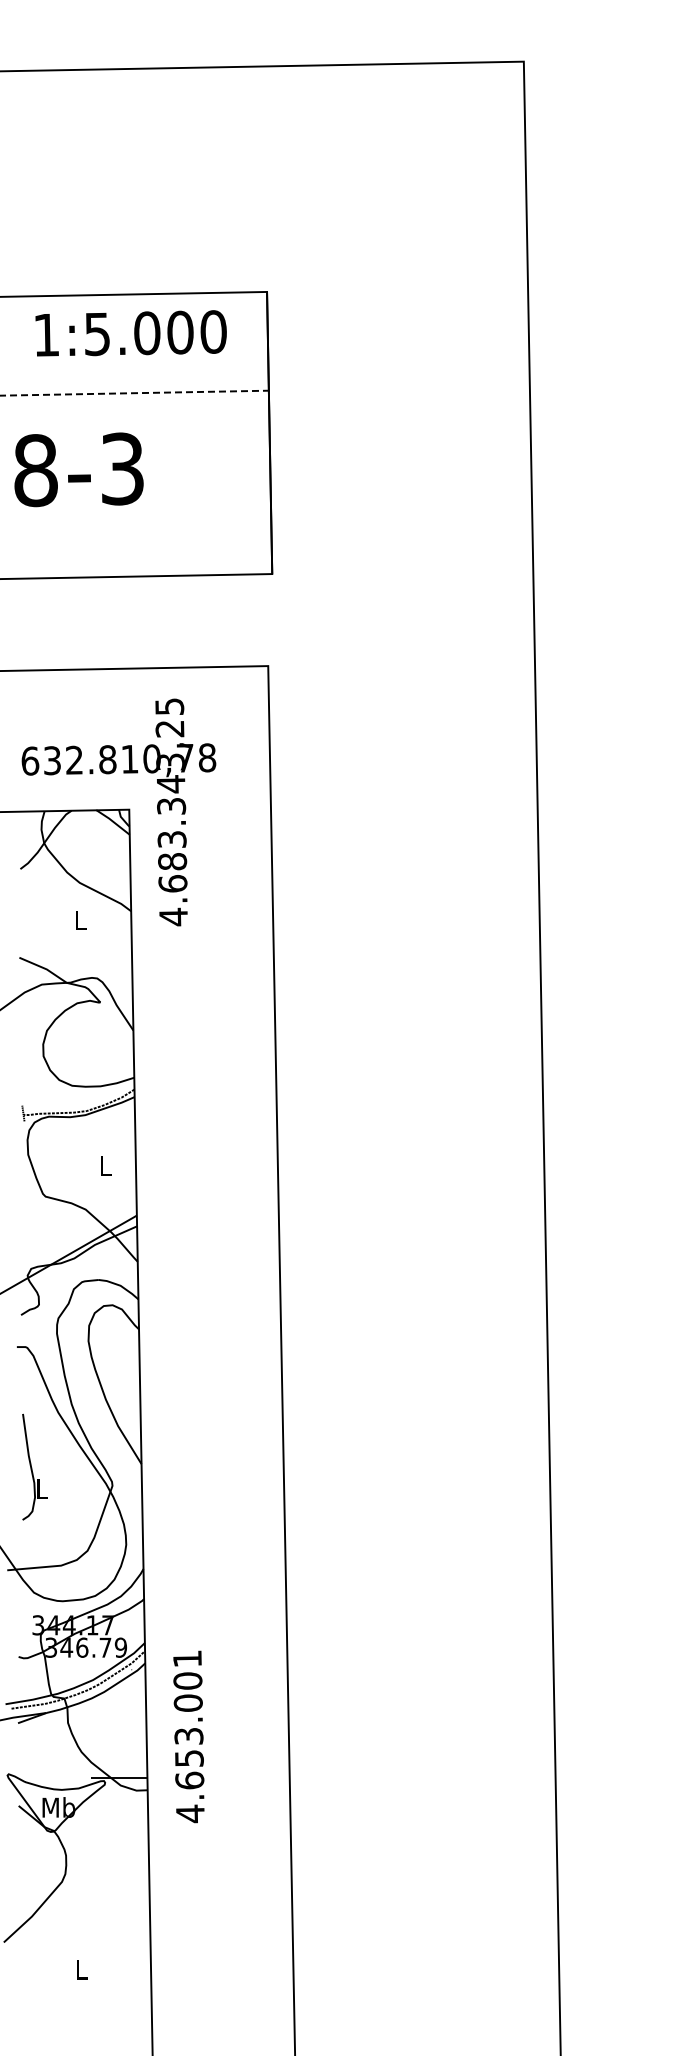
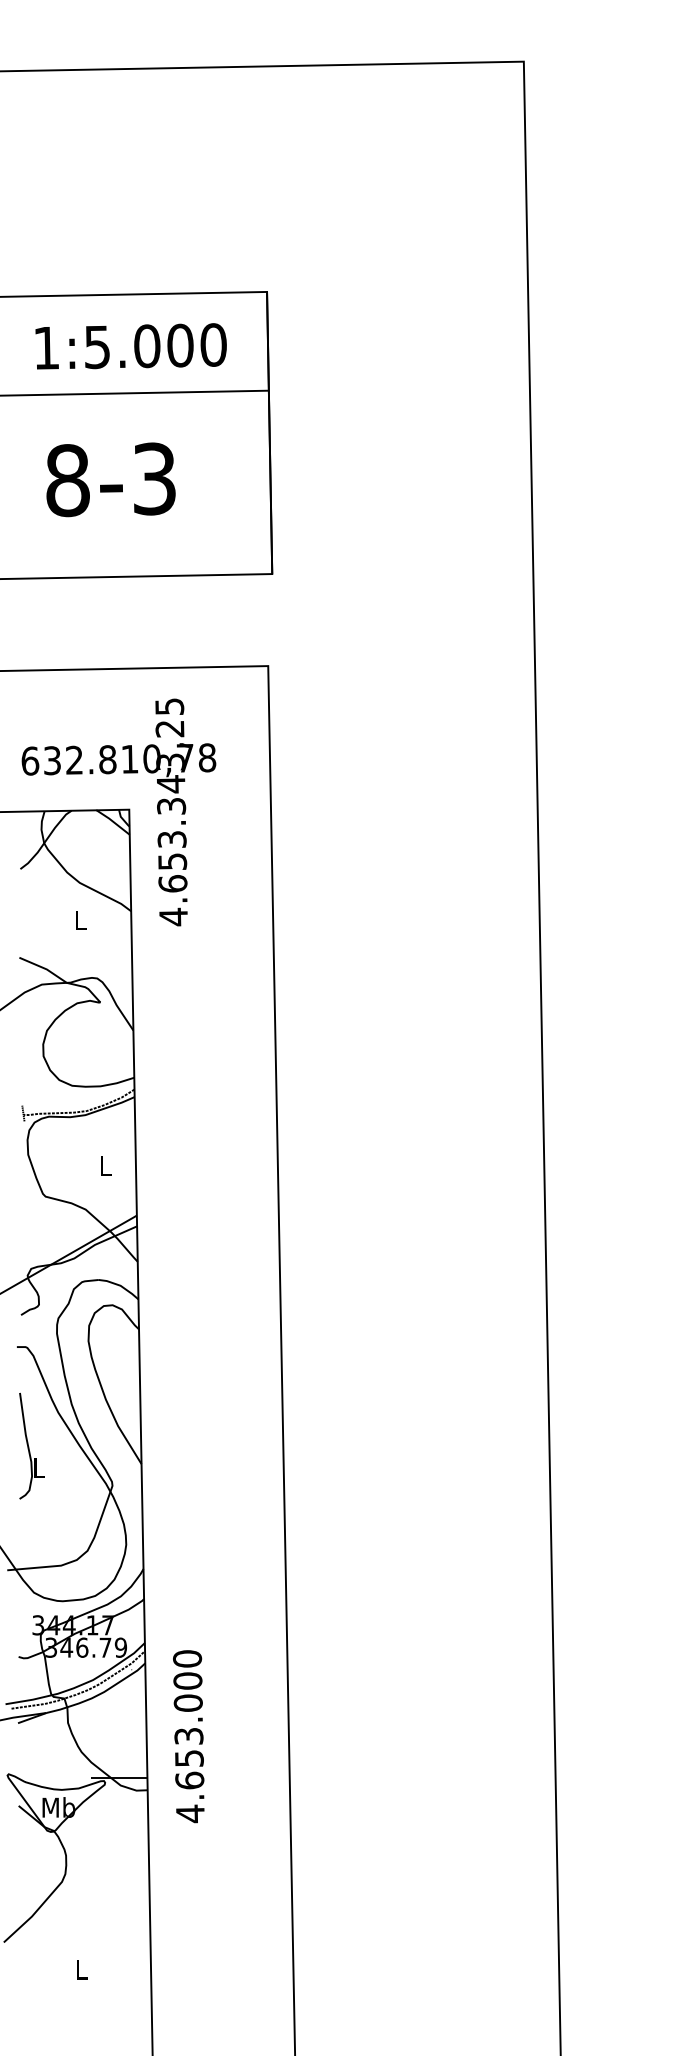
text position: (130, 333) -> (130, 346) (130, 346)
line: dashed -> solid (134, 393)
text position: (78, 469) -> (110, 479) (110, 479)
text: 4.683.343,25 -> 4.653.343,25 (172, 861)
part position: (34, 1466) -> (31, 1445) (31, 1445)
text: 4.653.001 -> 4.653.000 (187, 1658)
